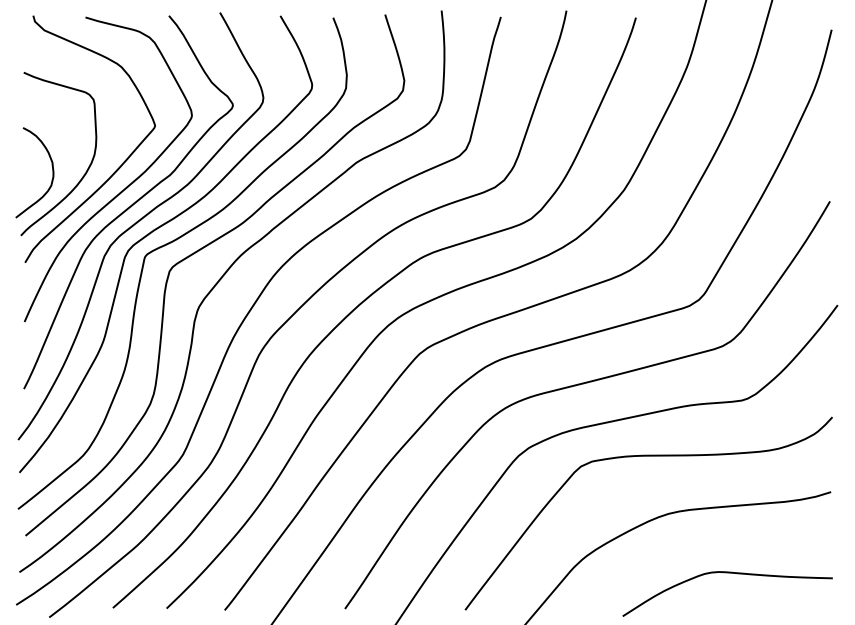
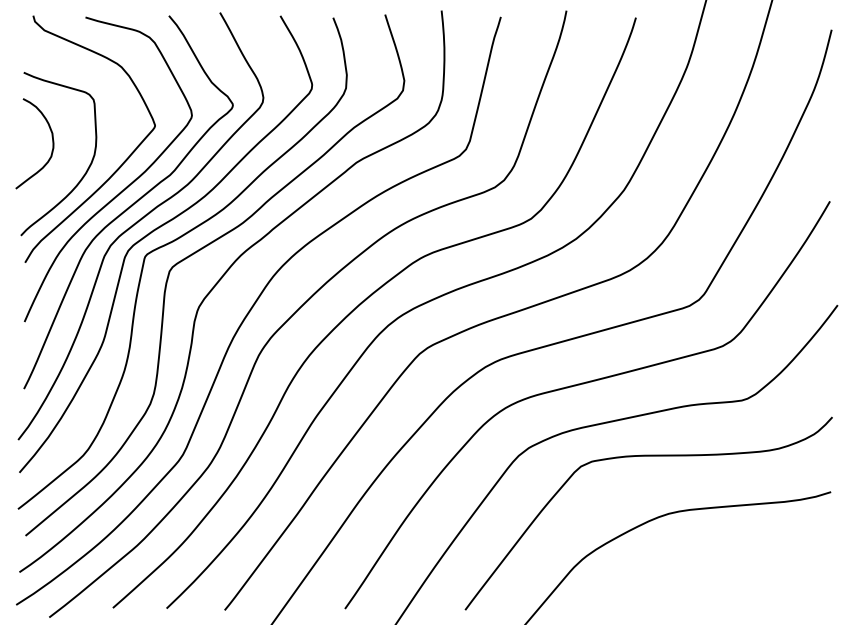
curve position: (52, 172) -> (52, 143) (52, 143)
curve: present -> none (727, 573)
